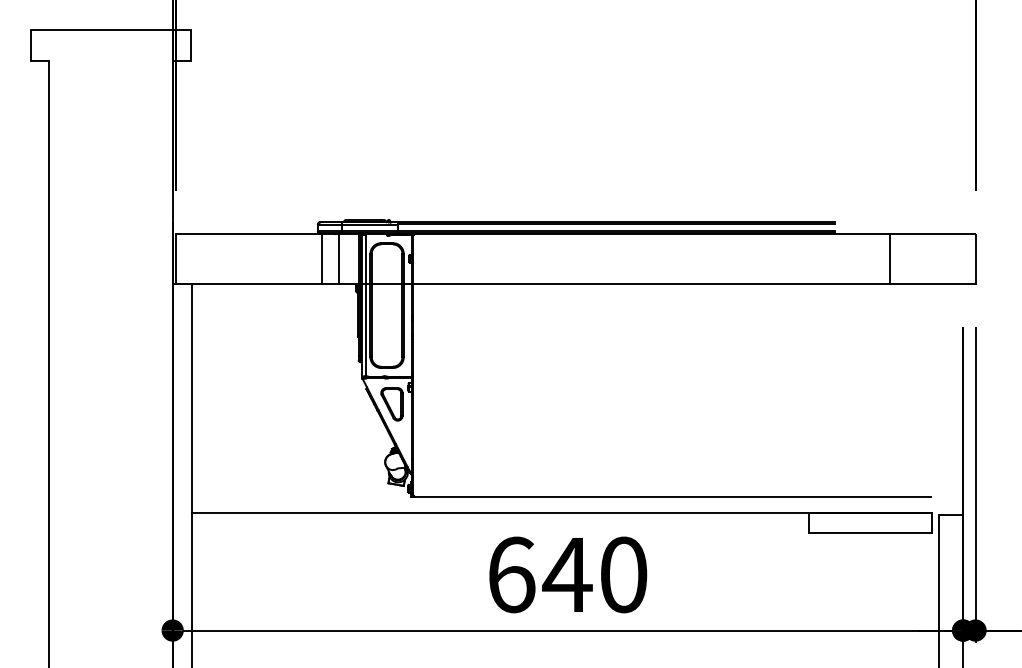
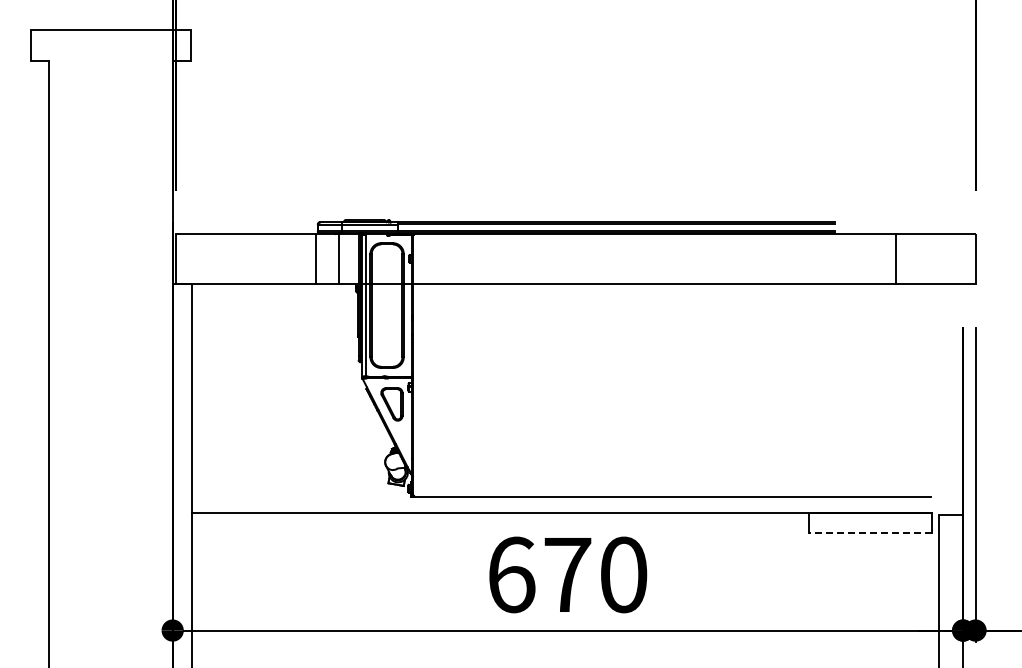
line position: (322, 258) -> (316, 258) (316, 258)
line position: (890, 258) -> (896, 258) (896, 258)
line: solid -> dashed (870, 533)
text: 640 -> 670 (567, 574)
